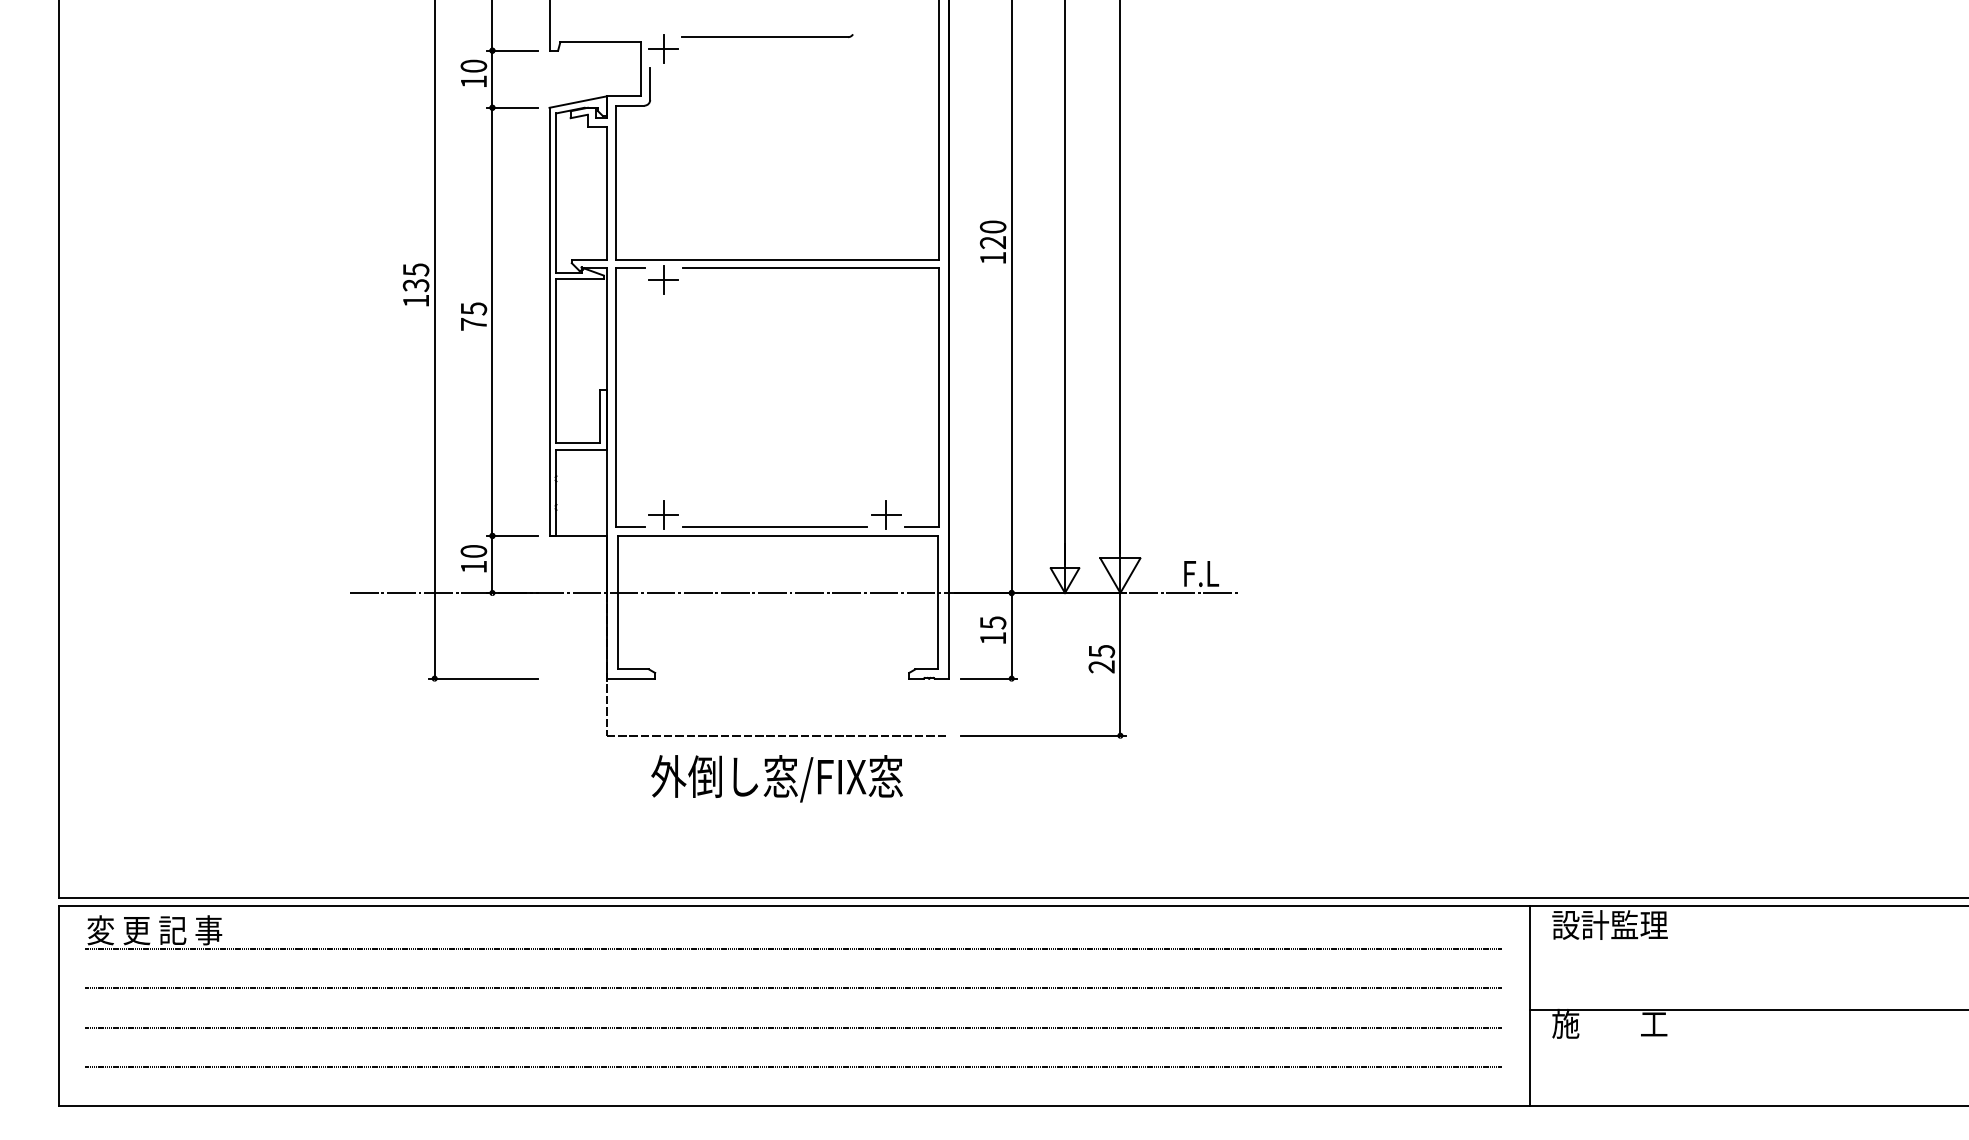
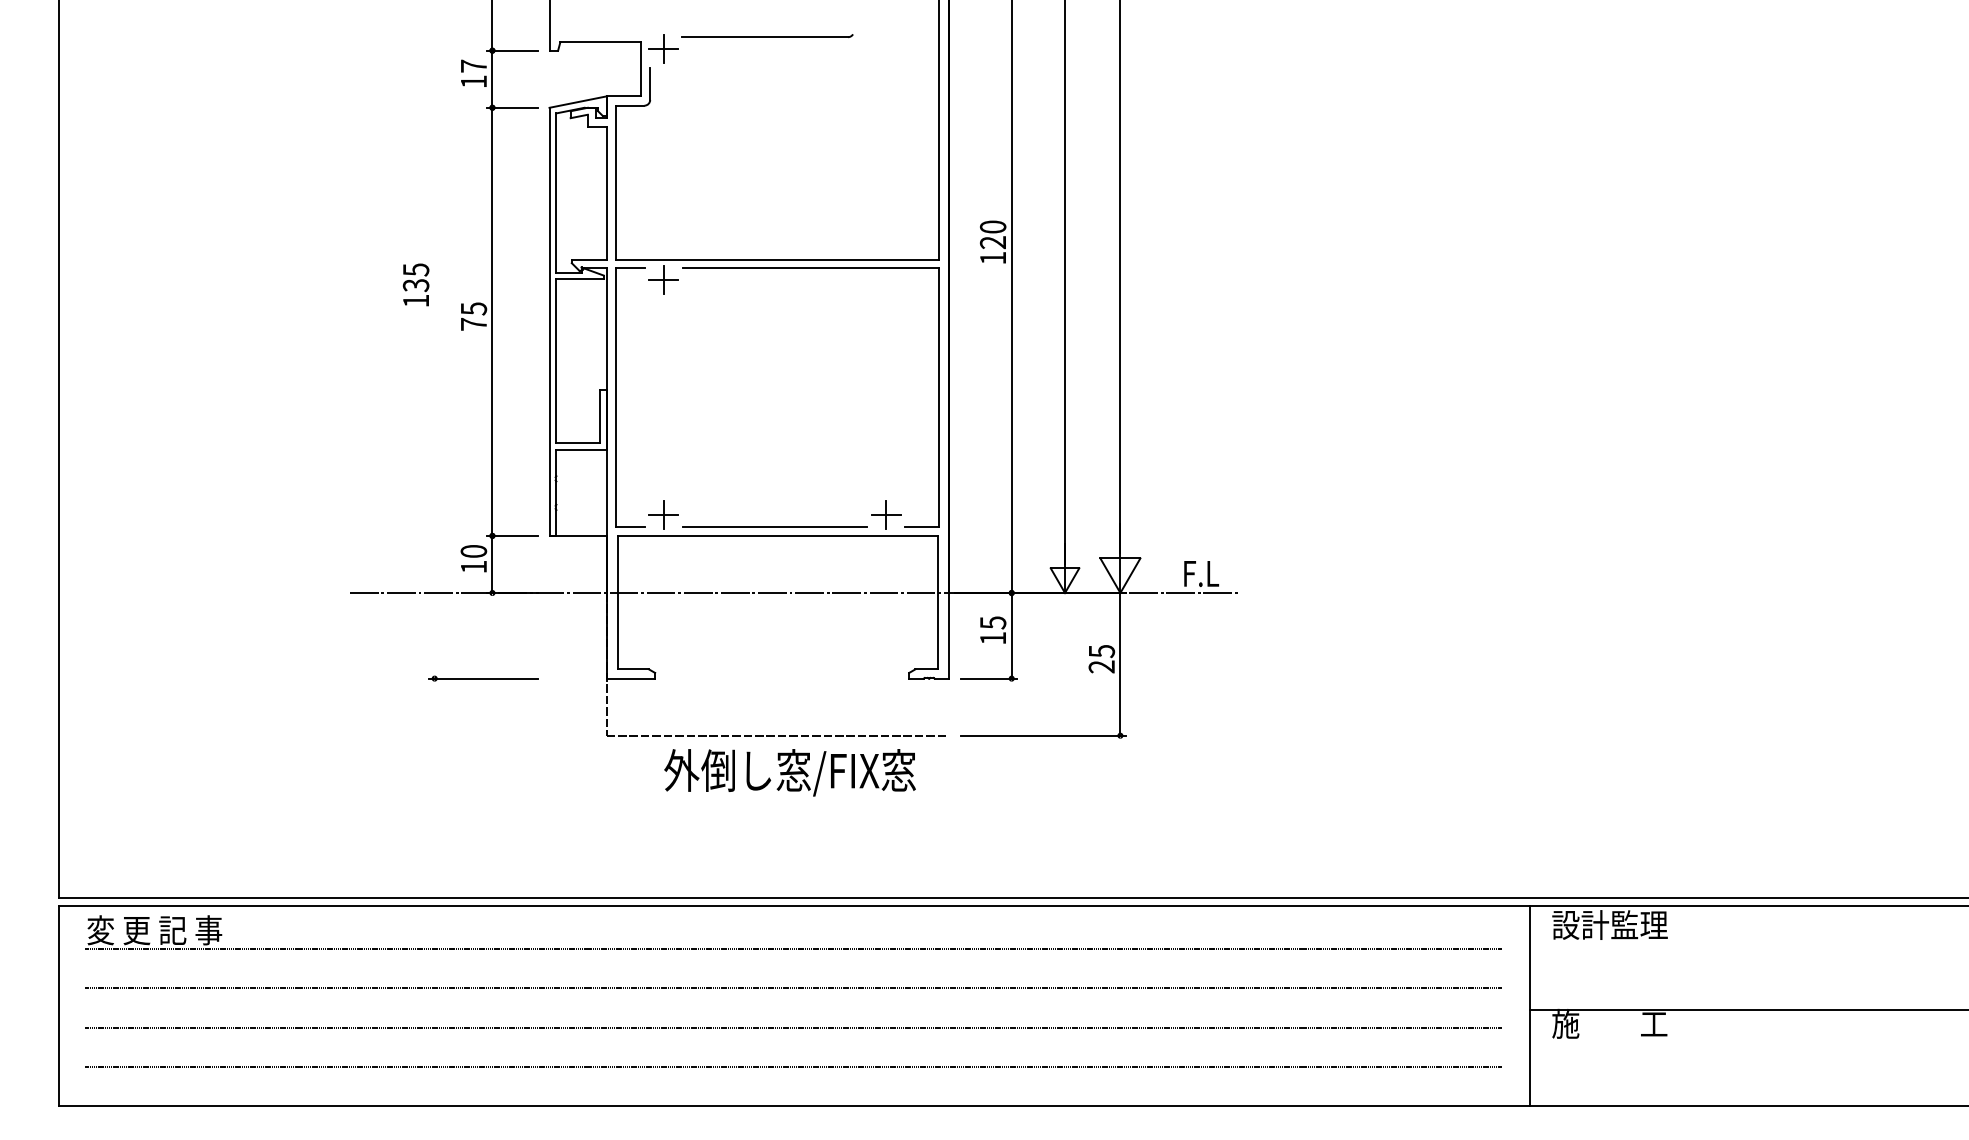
text: 10 -> 17 (473, 65)
line: present -> none (434, 340)
text position: (776, 778) -> (789, 772) (789, 772)
